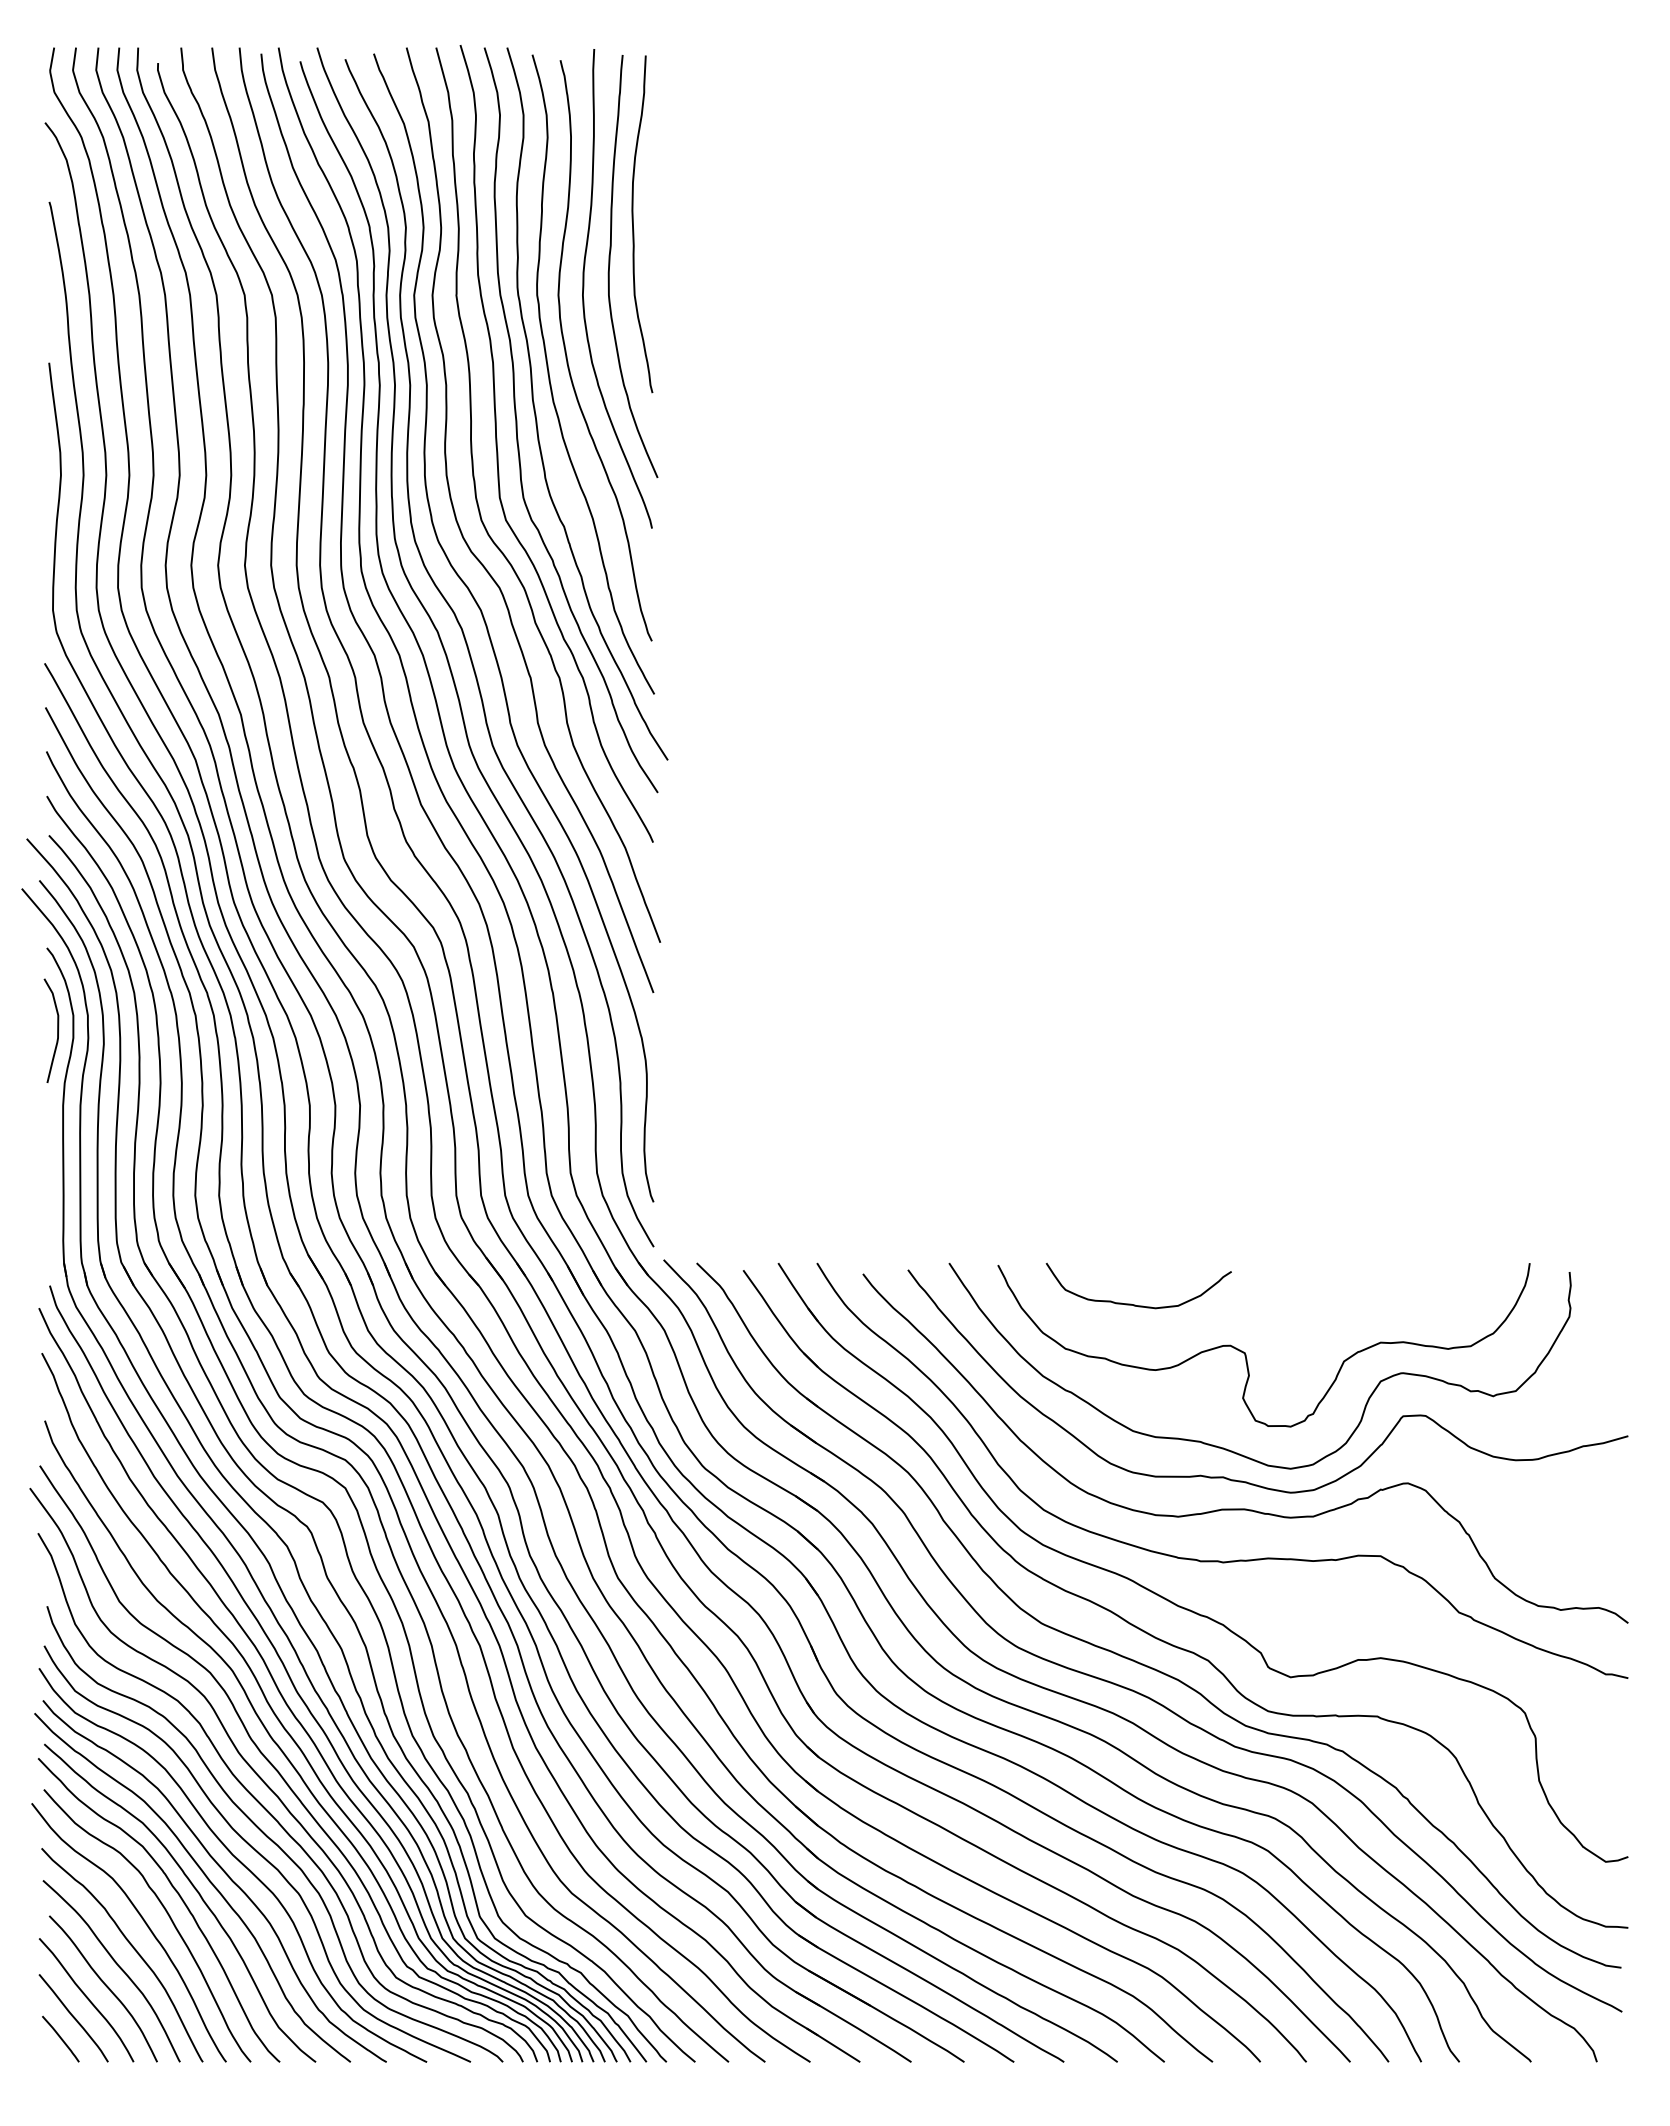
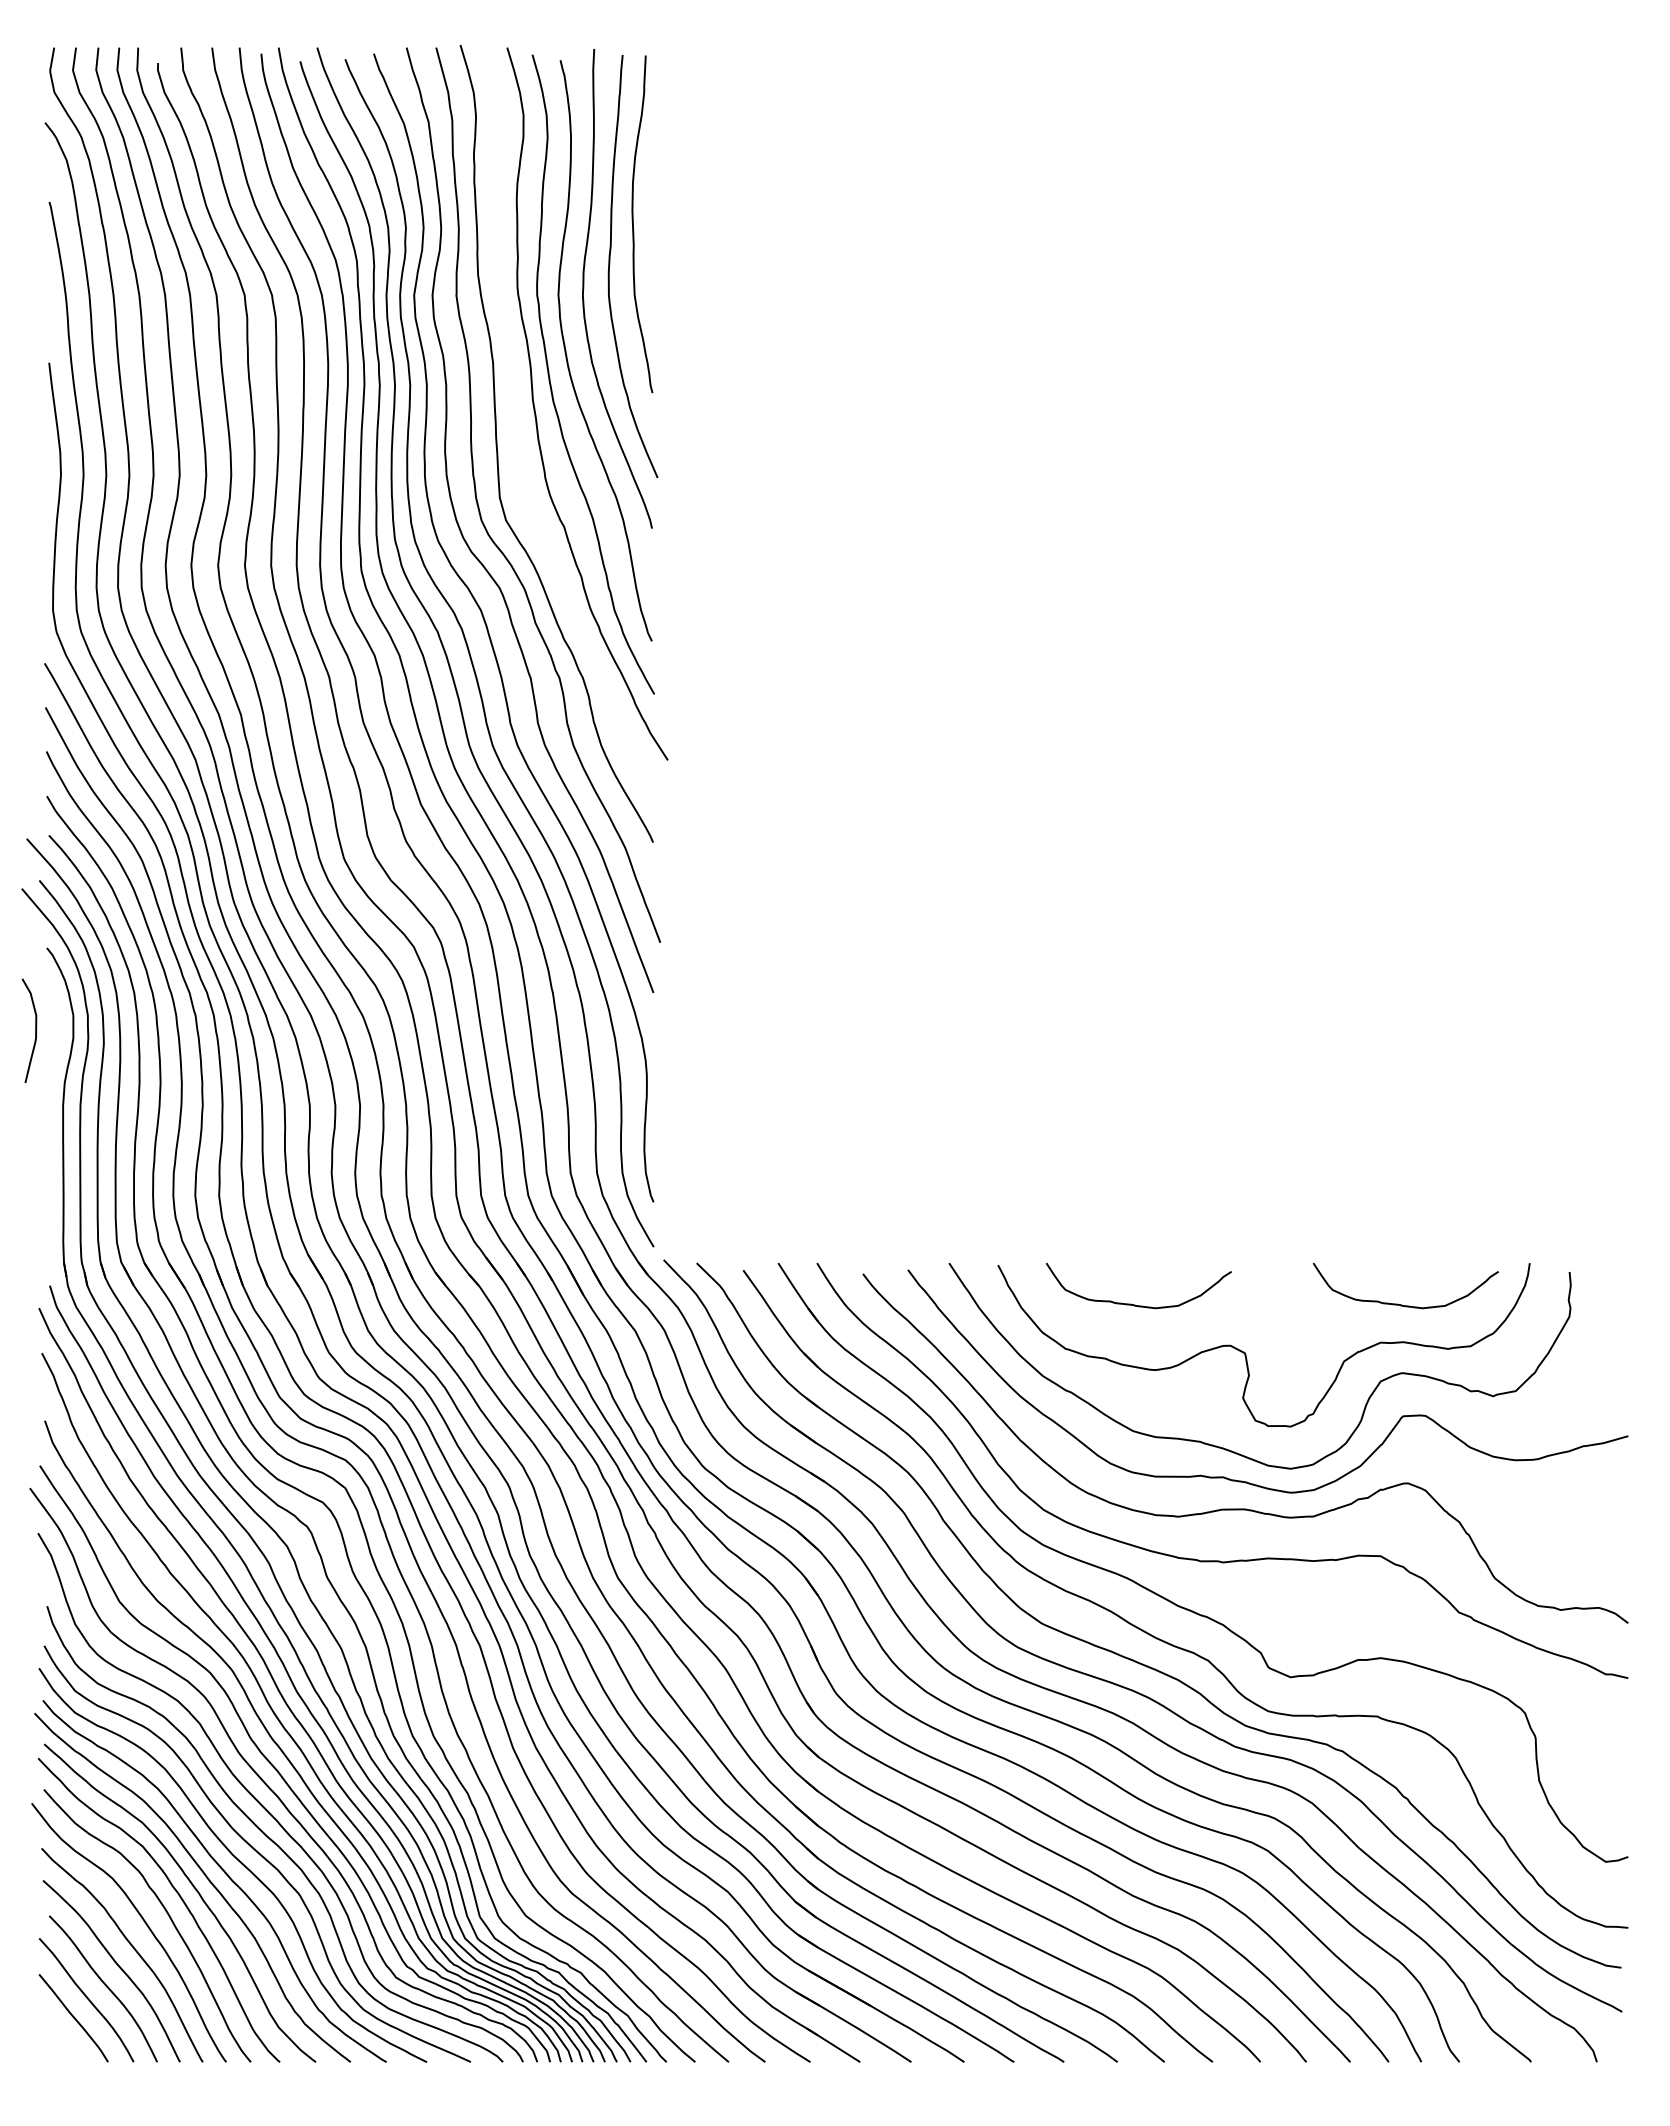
curve: present -> none (517, 420)
curve position: (57, 1030) -> (35, 1030) (35, 1030)
curve: none -> present (1402, 1304)
line: present -> none (60, 2038)
